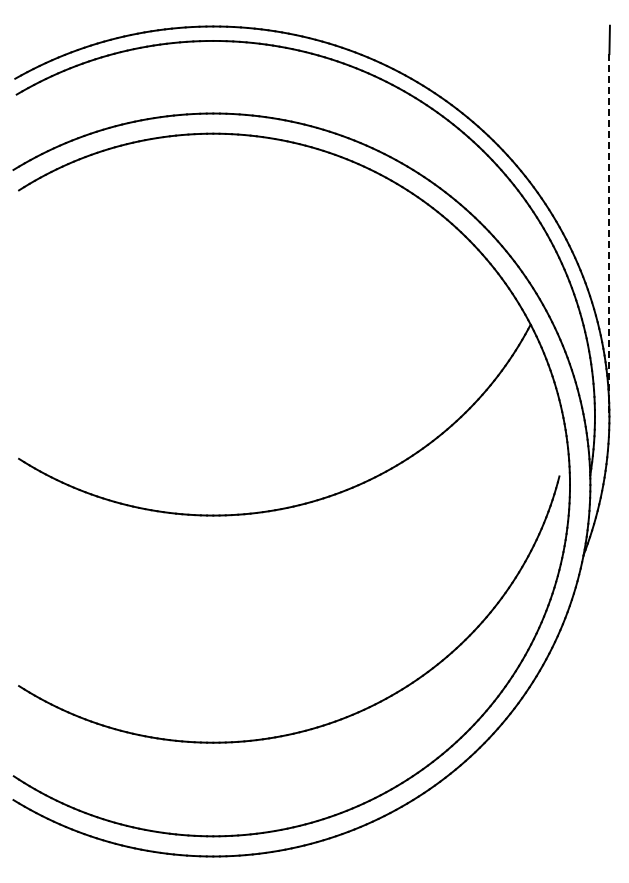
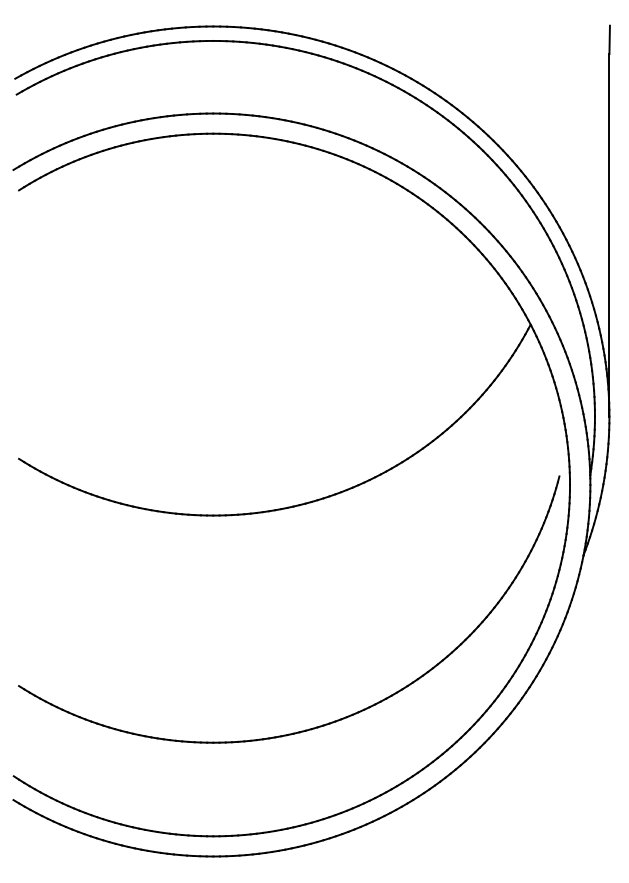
line: dashed -> solid (609, 235)
